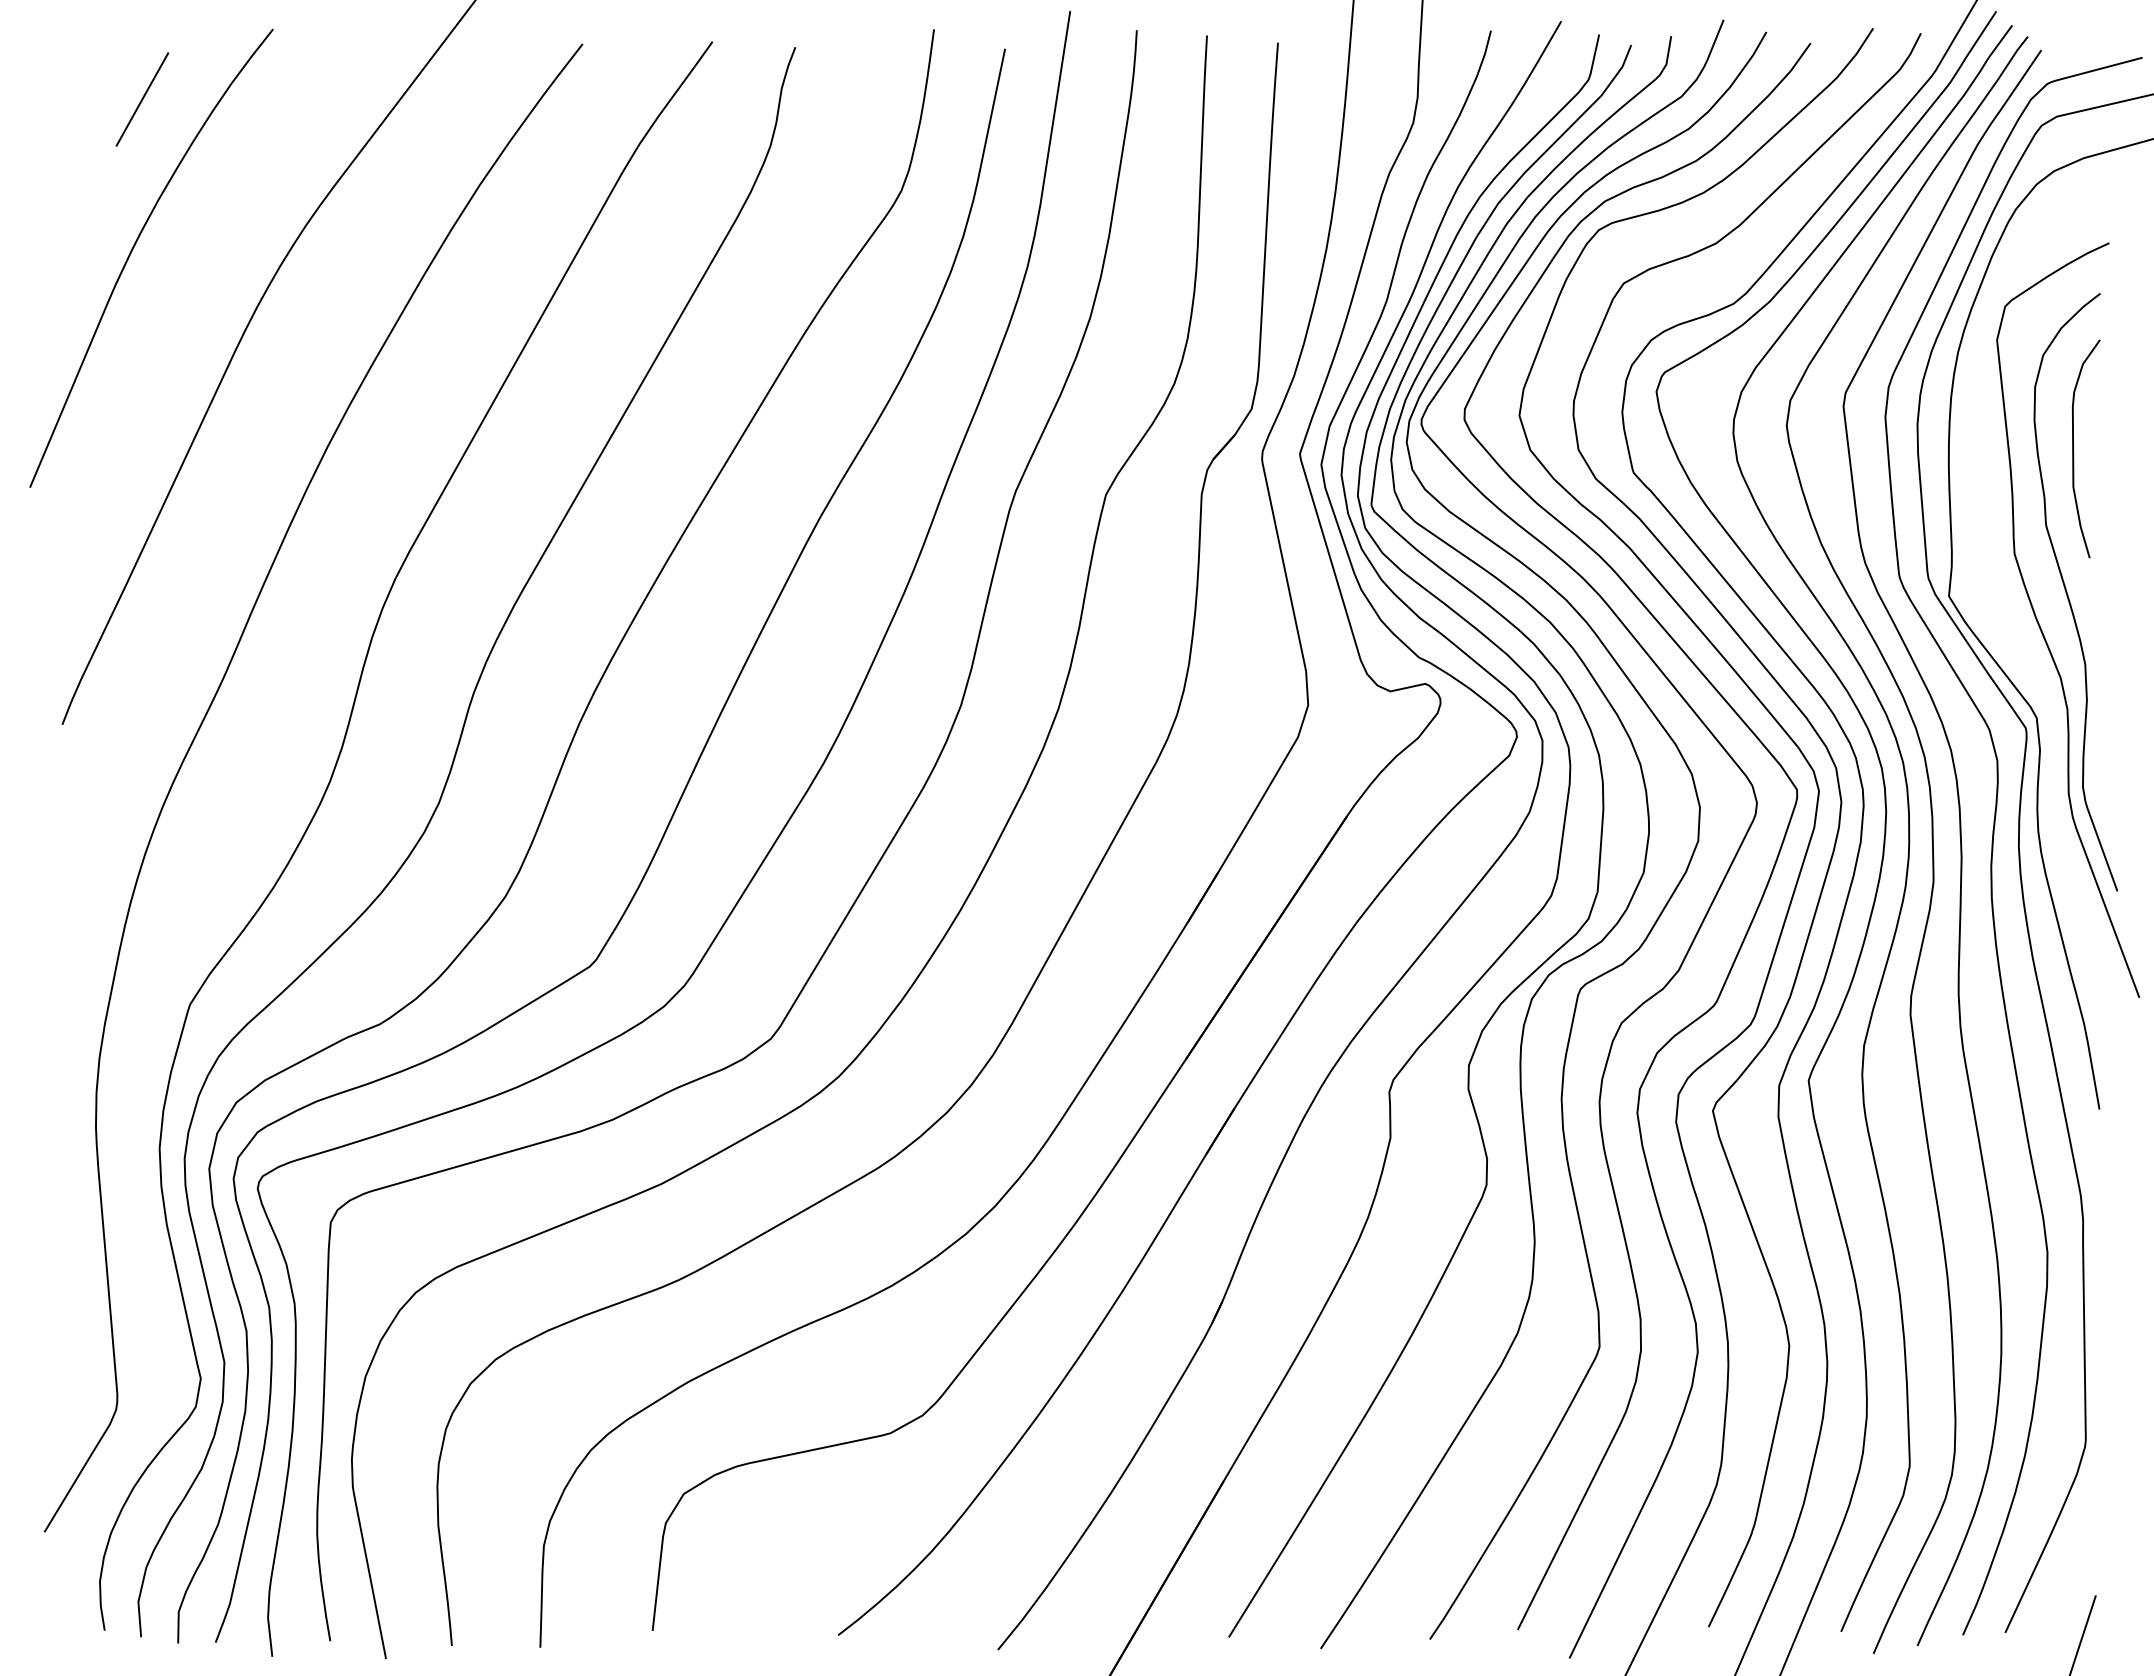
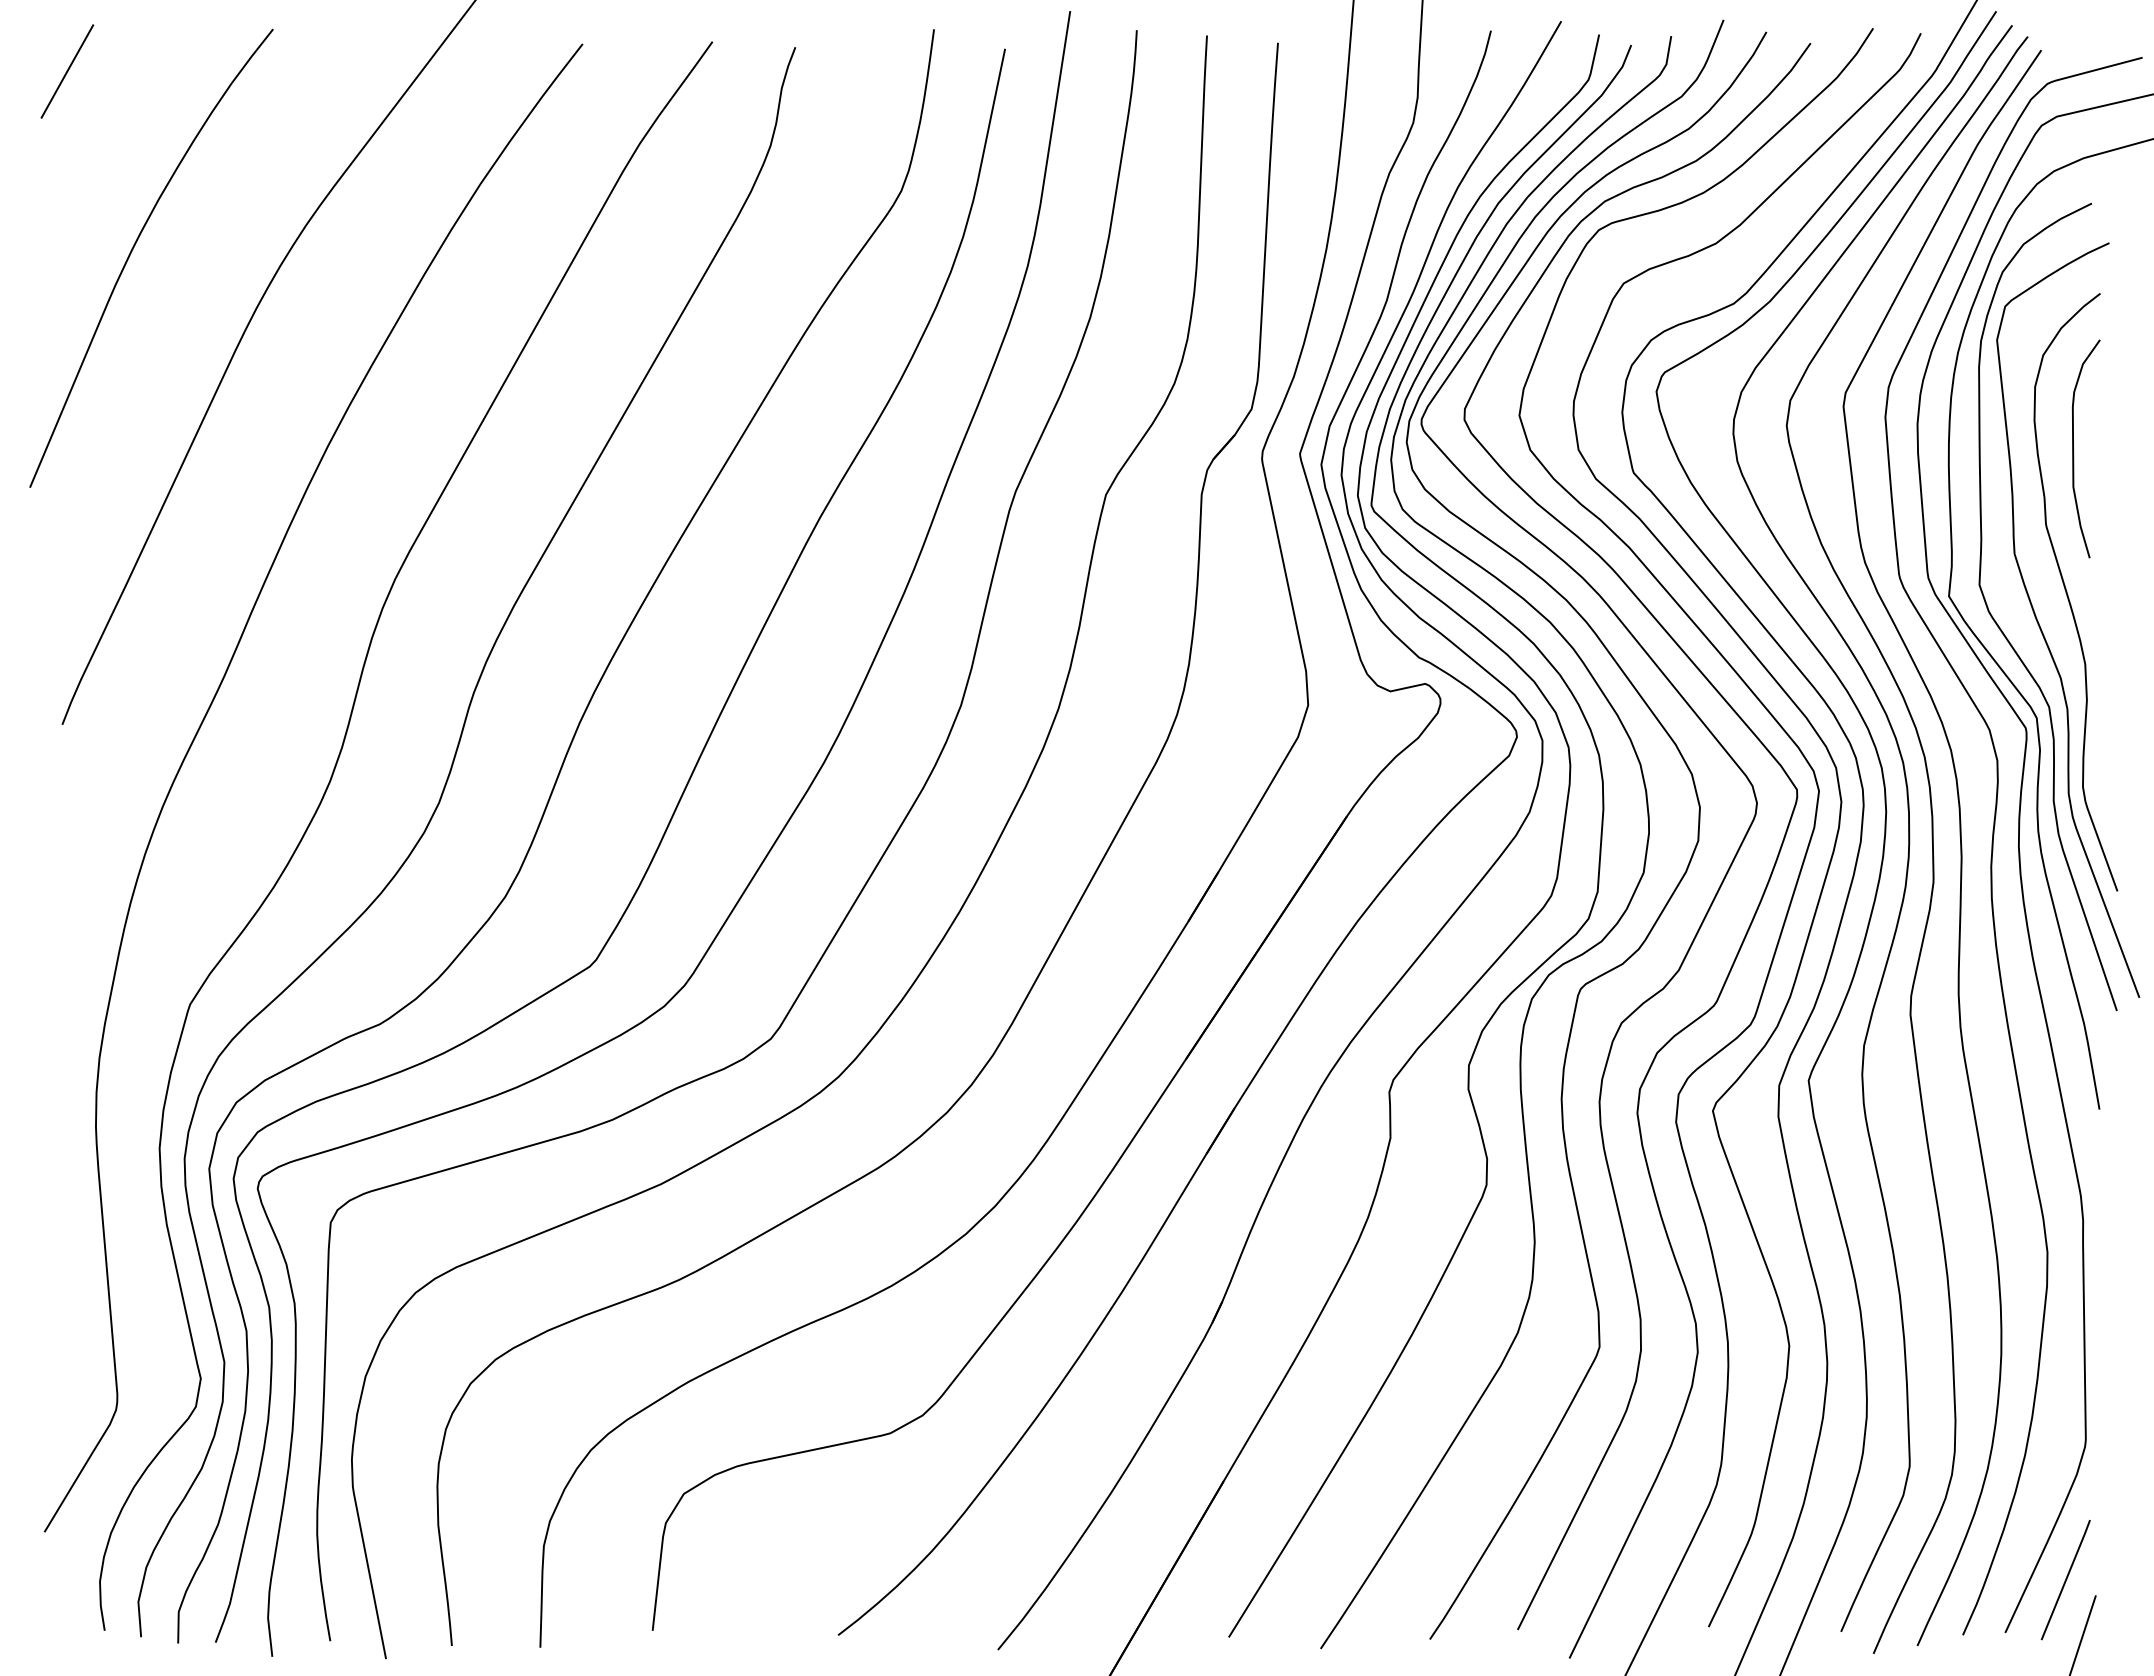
line position: (142, 99) -> (67, 71) (67, 71)
curve: none -> present (2004, 633)
line: none -> present (2065, 1579)
